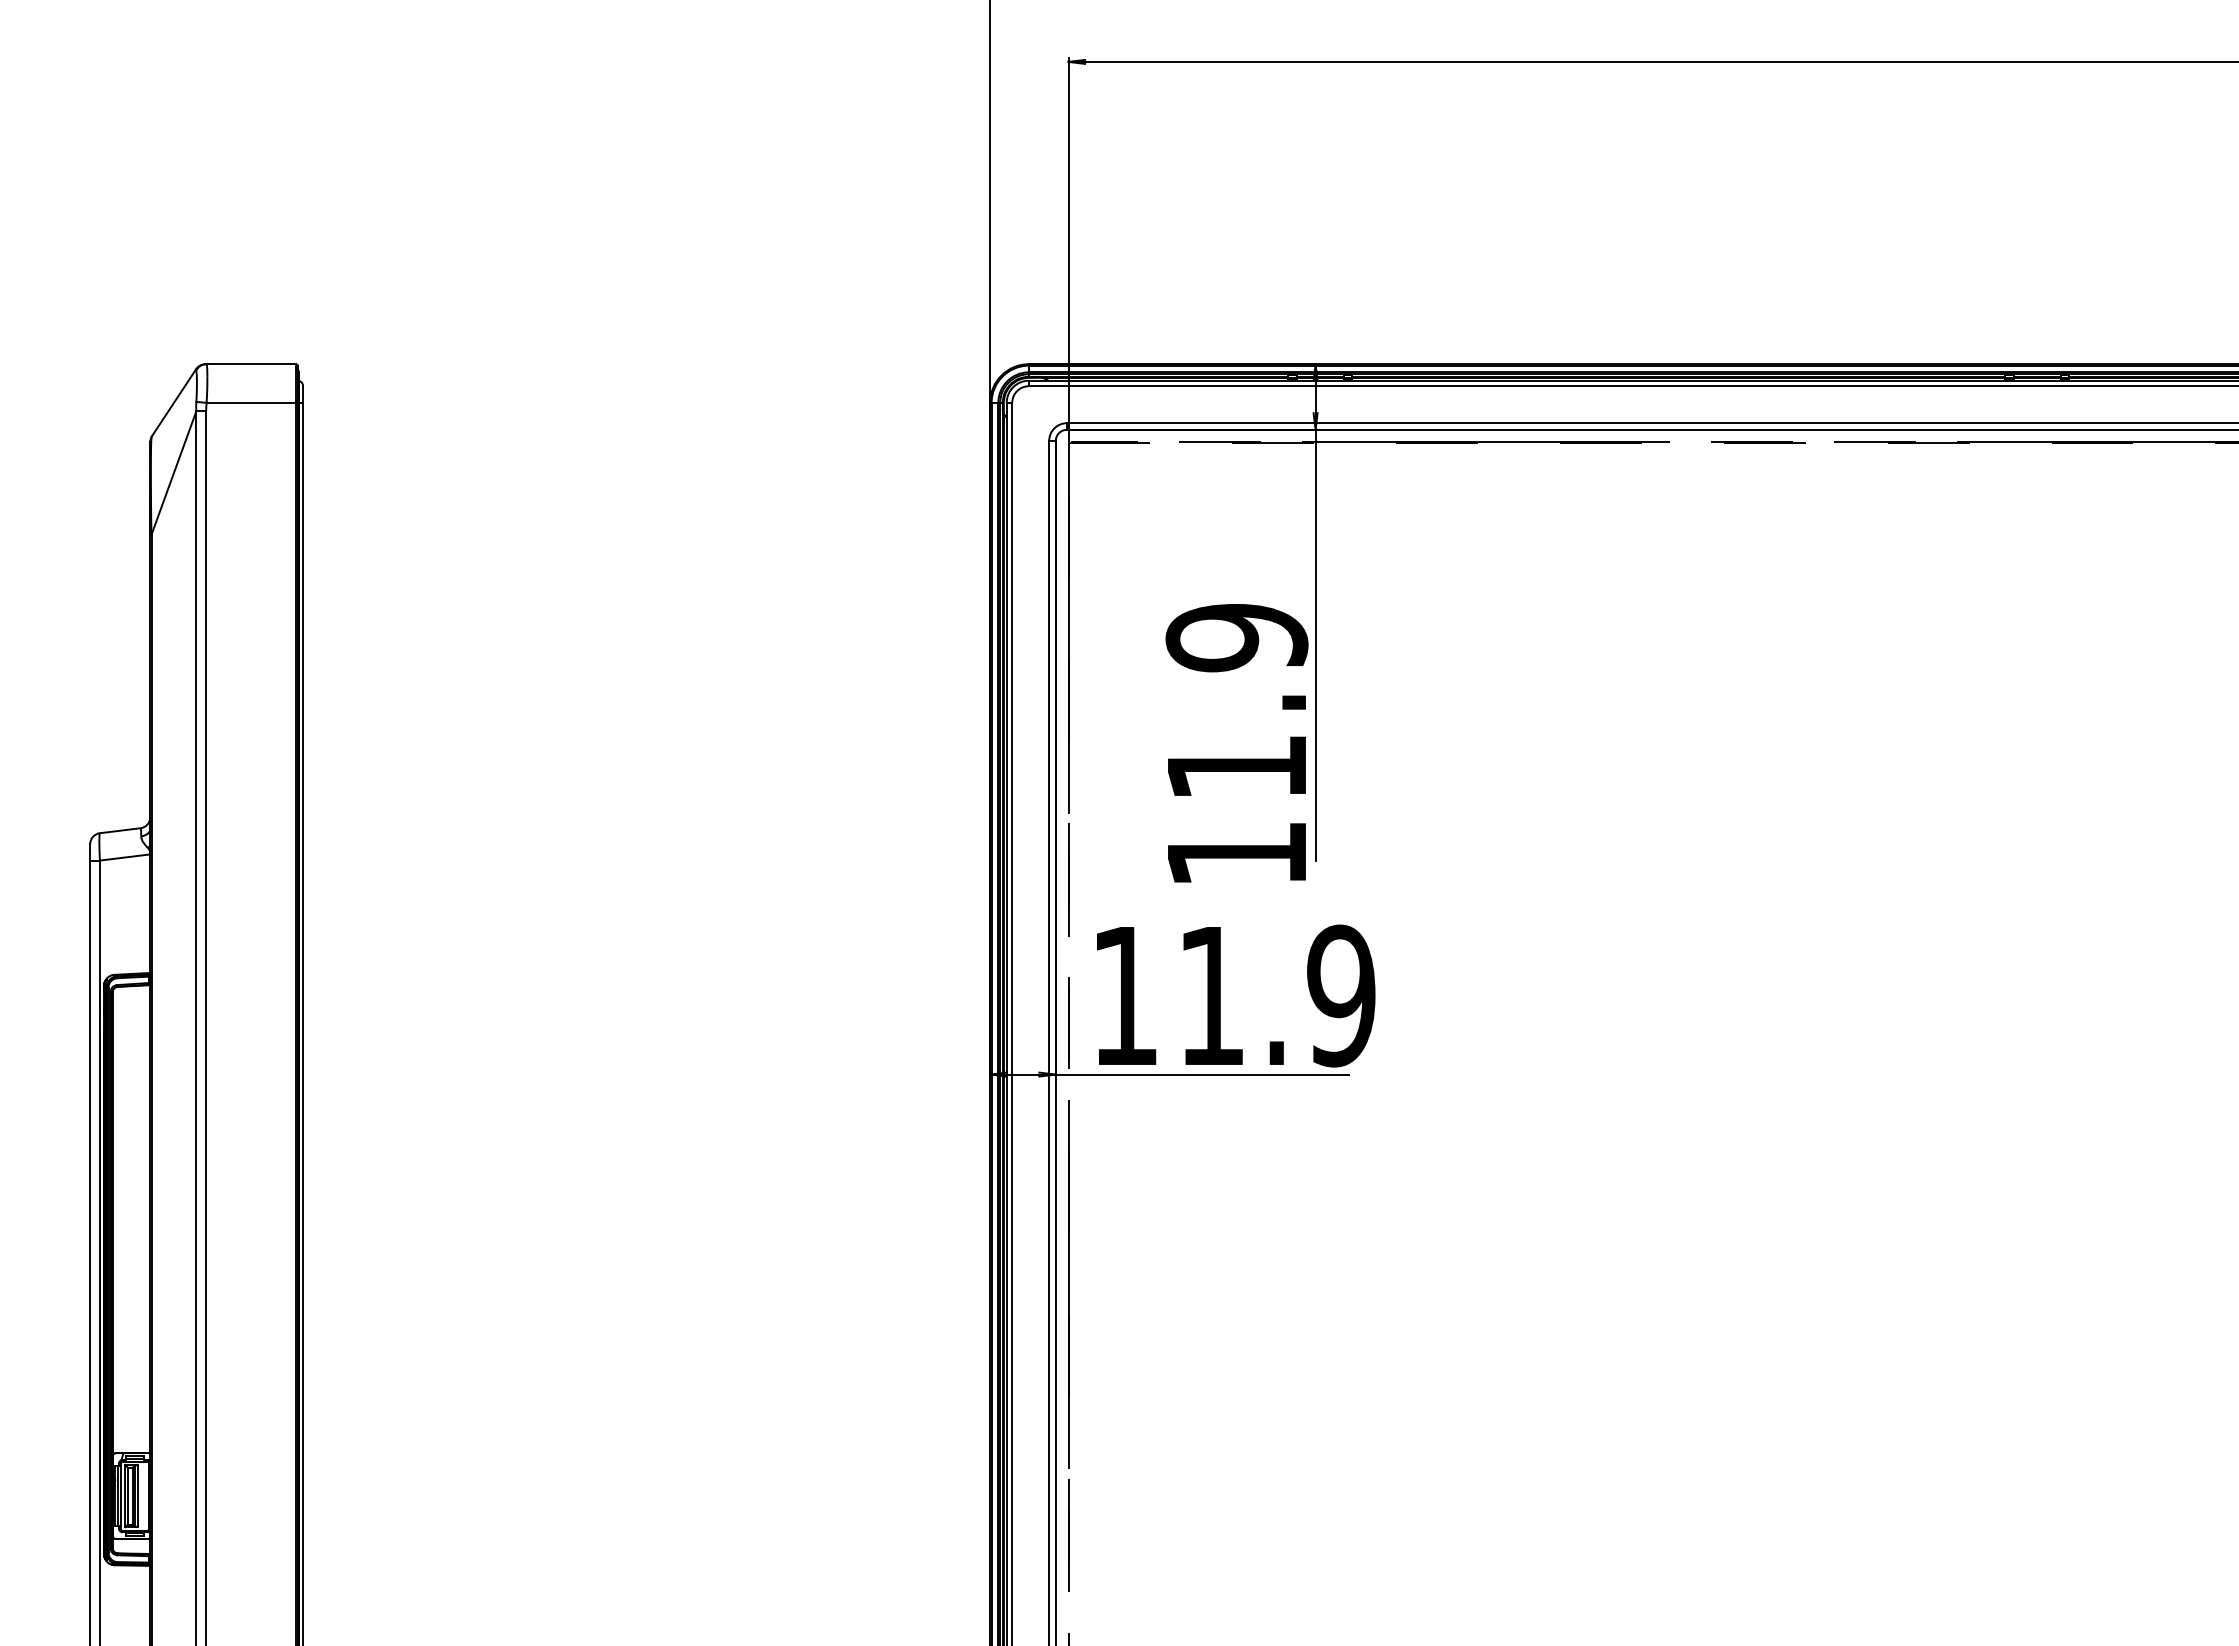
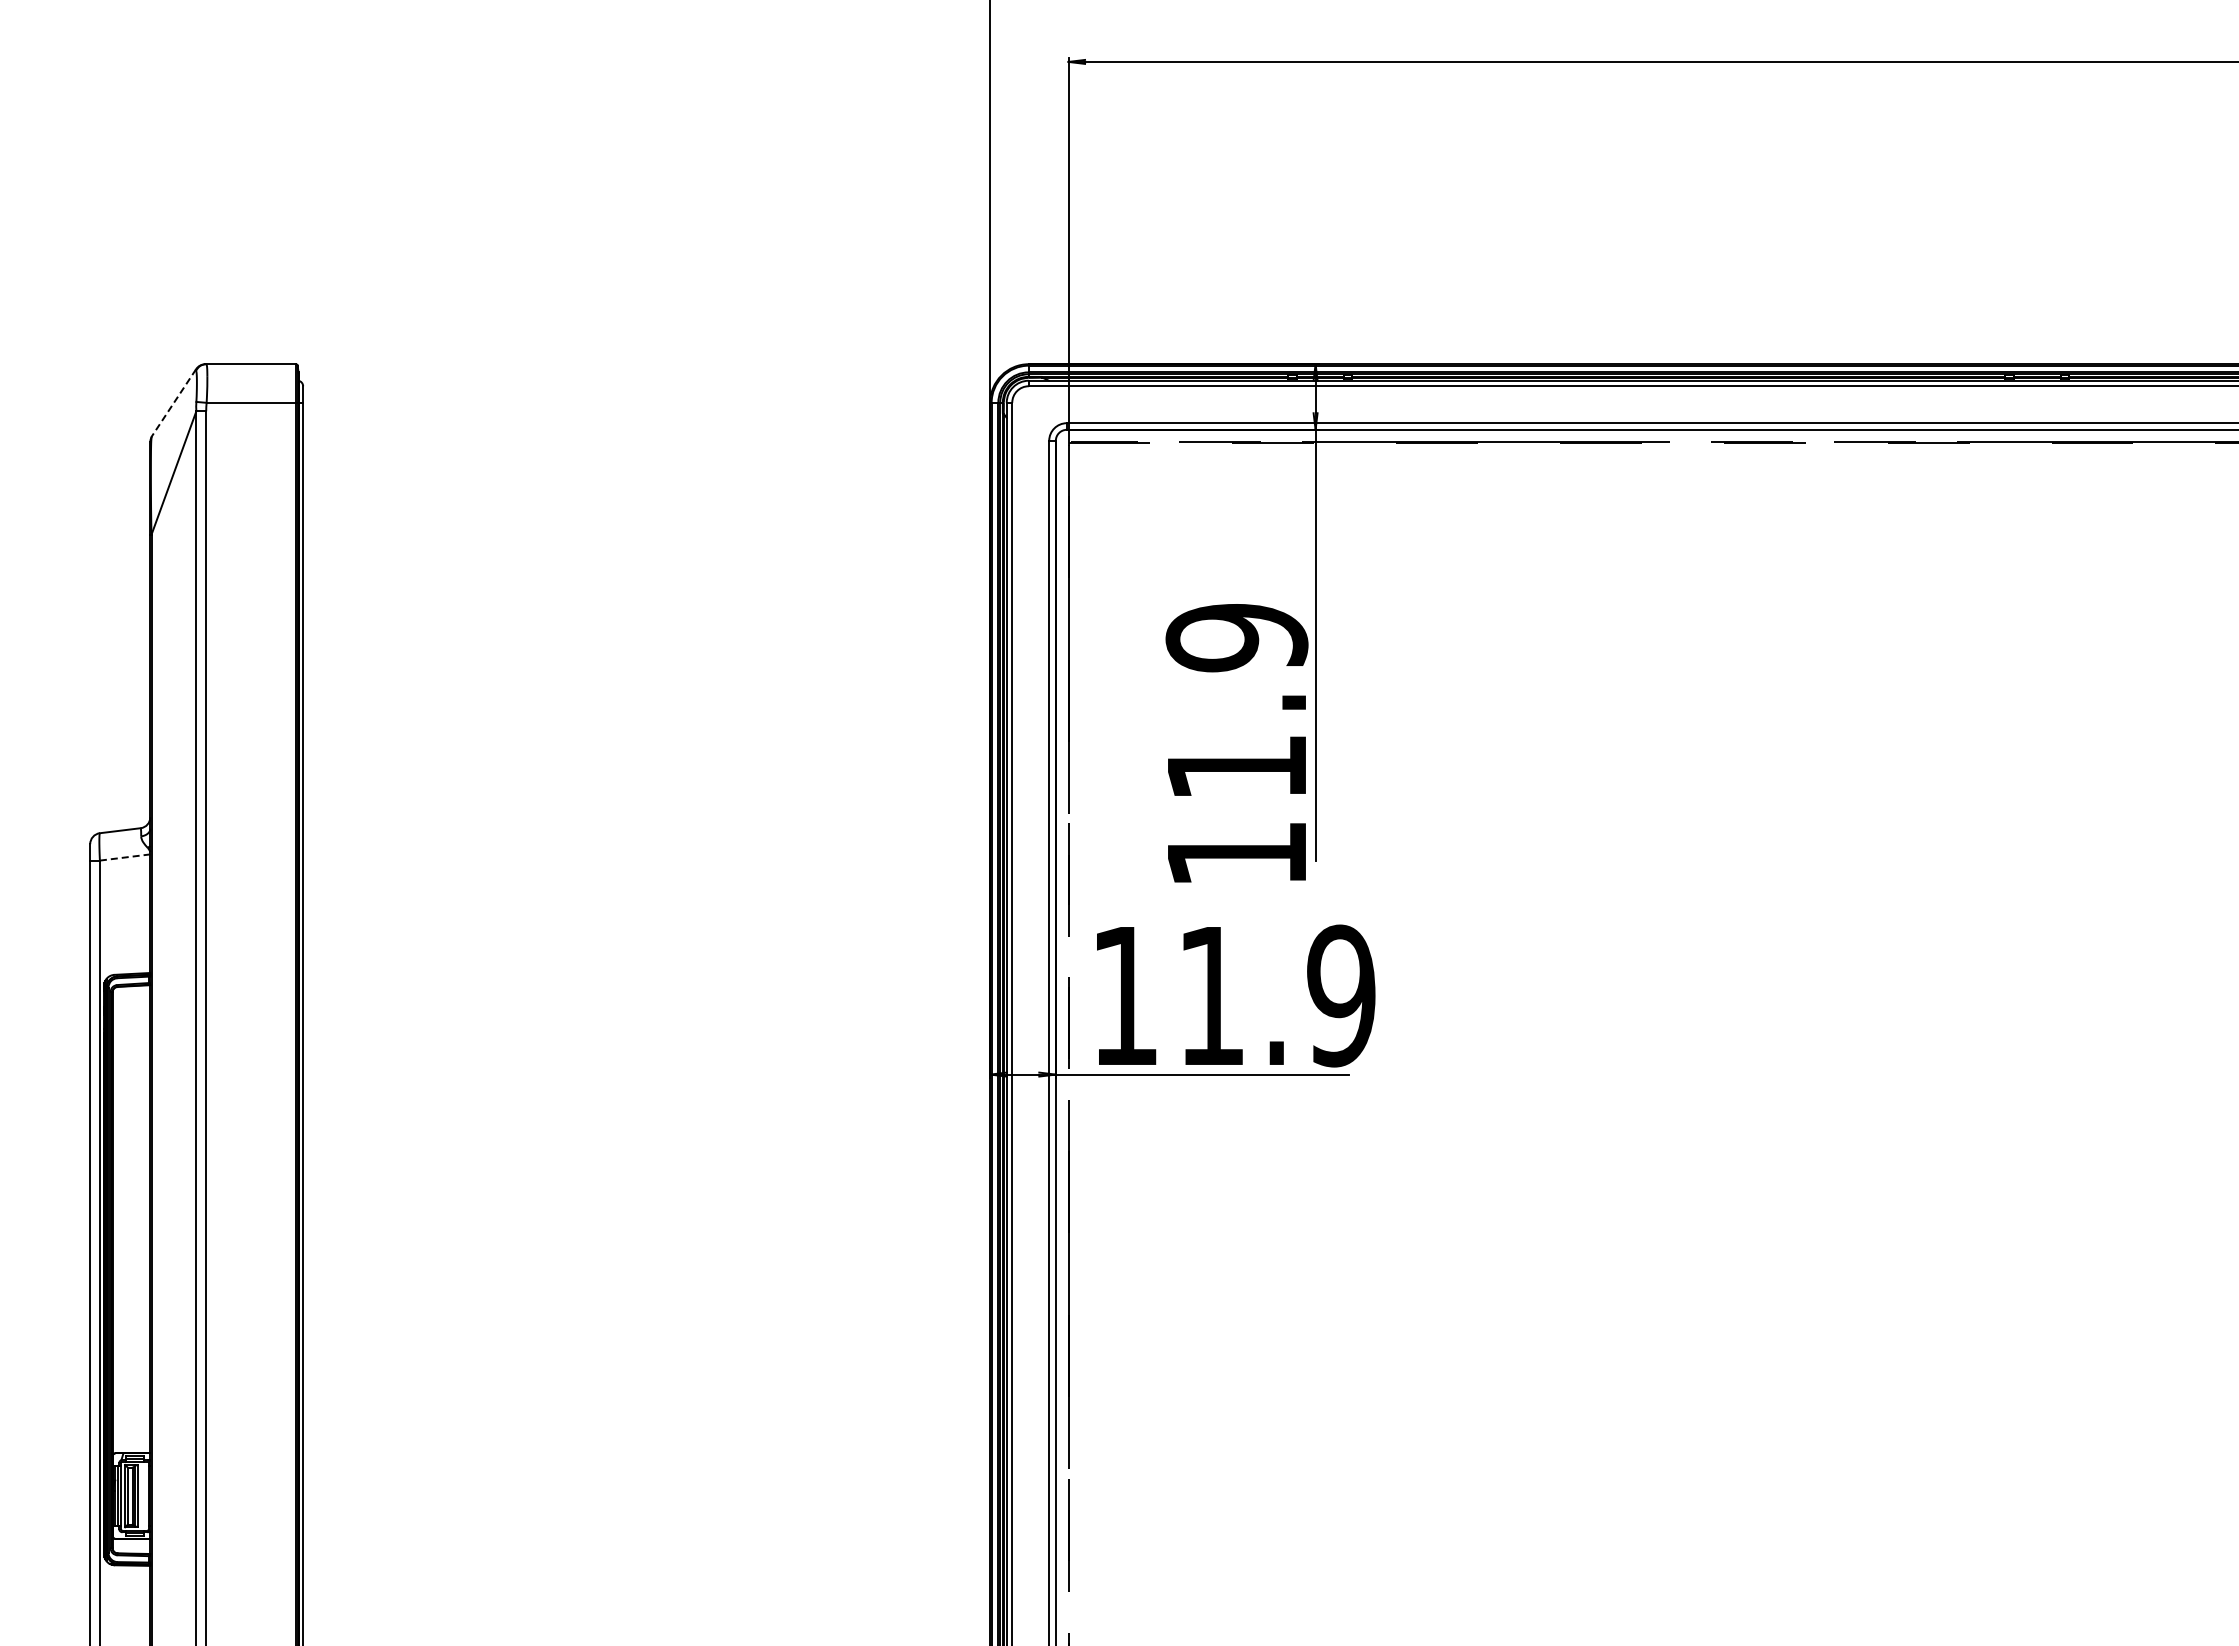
line: solid -> dashed (174, 402)
line: solid -> dashed (125, 857)
